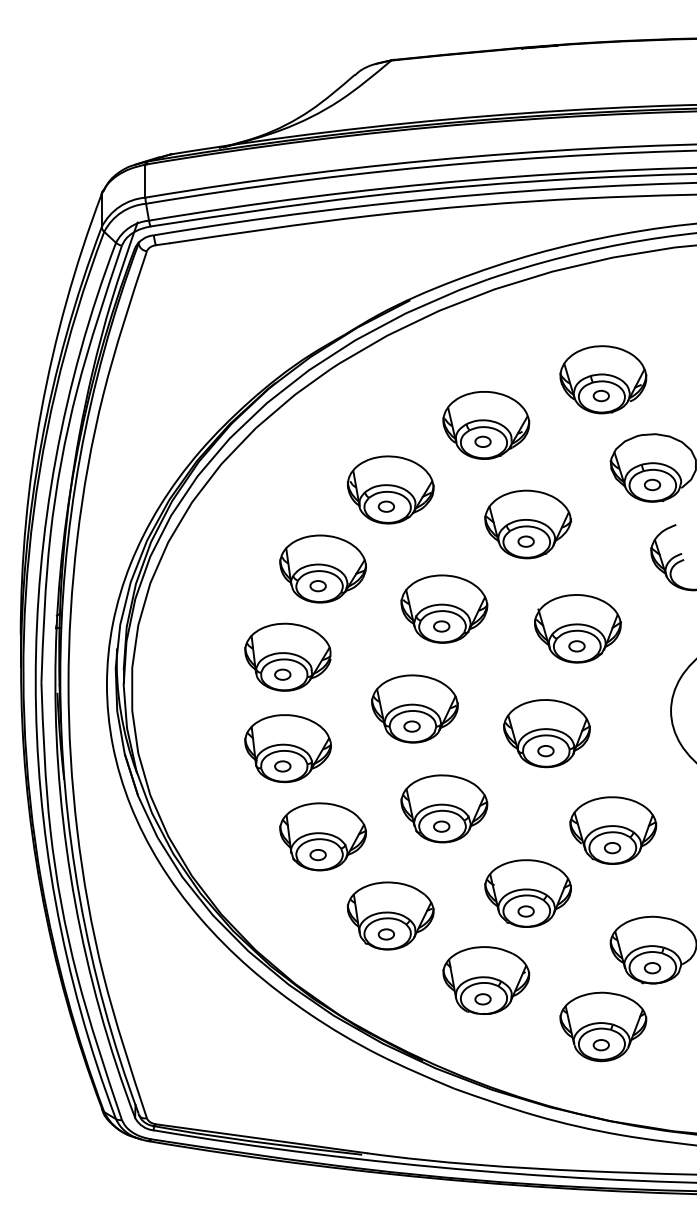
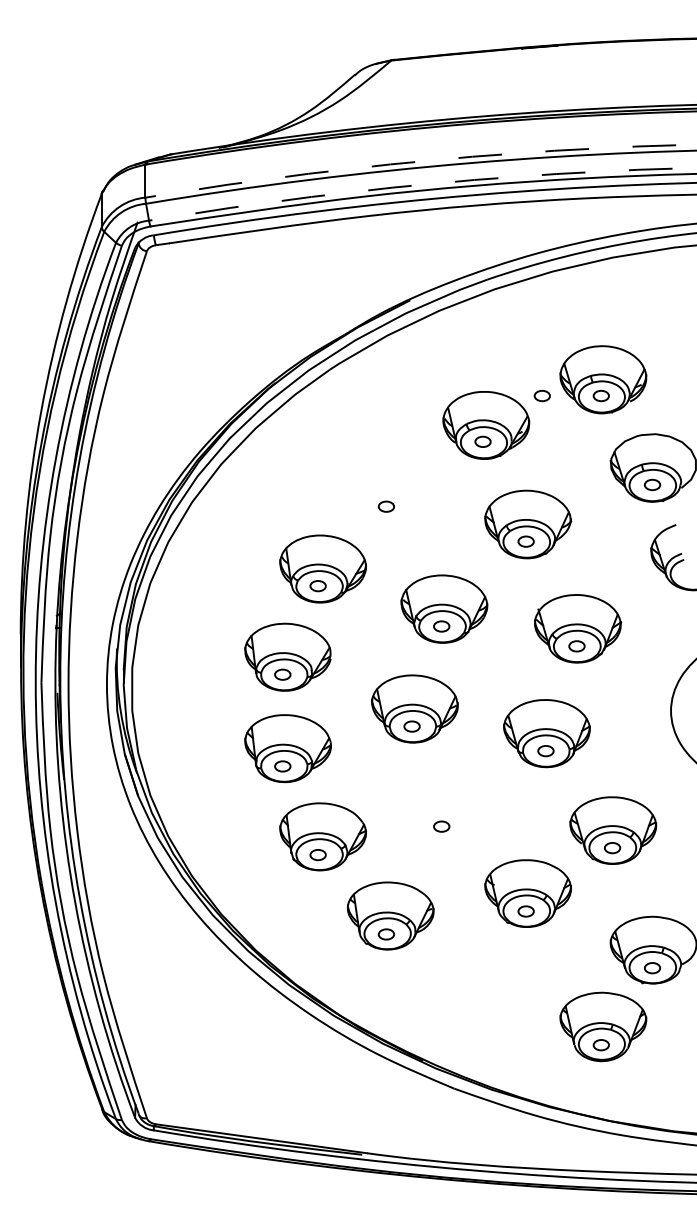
arc: solid -> dashed (420, 161)
arc: solid -> dashed (420, 184)
part: none -> present (541, 396)
part: present -> none (390, 489)
part: present -> none (444, 808)
part: present -> none (486, 980)
